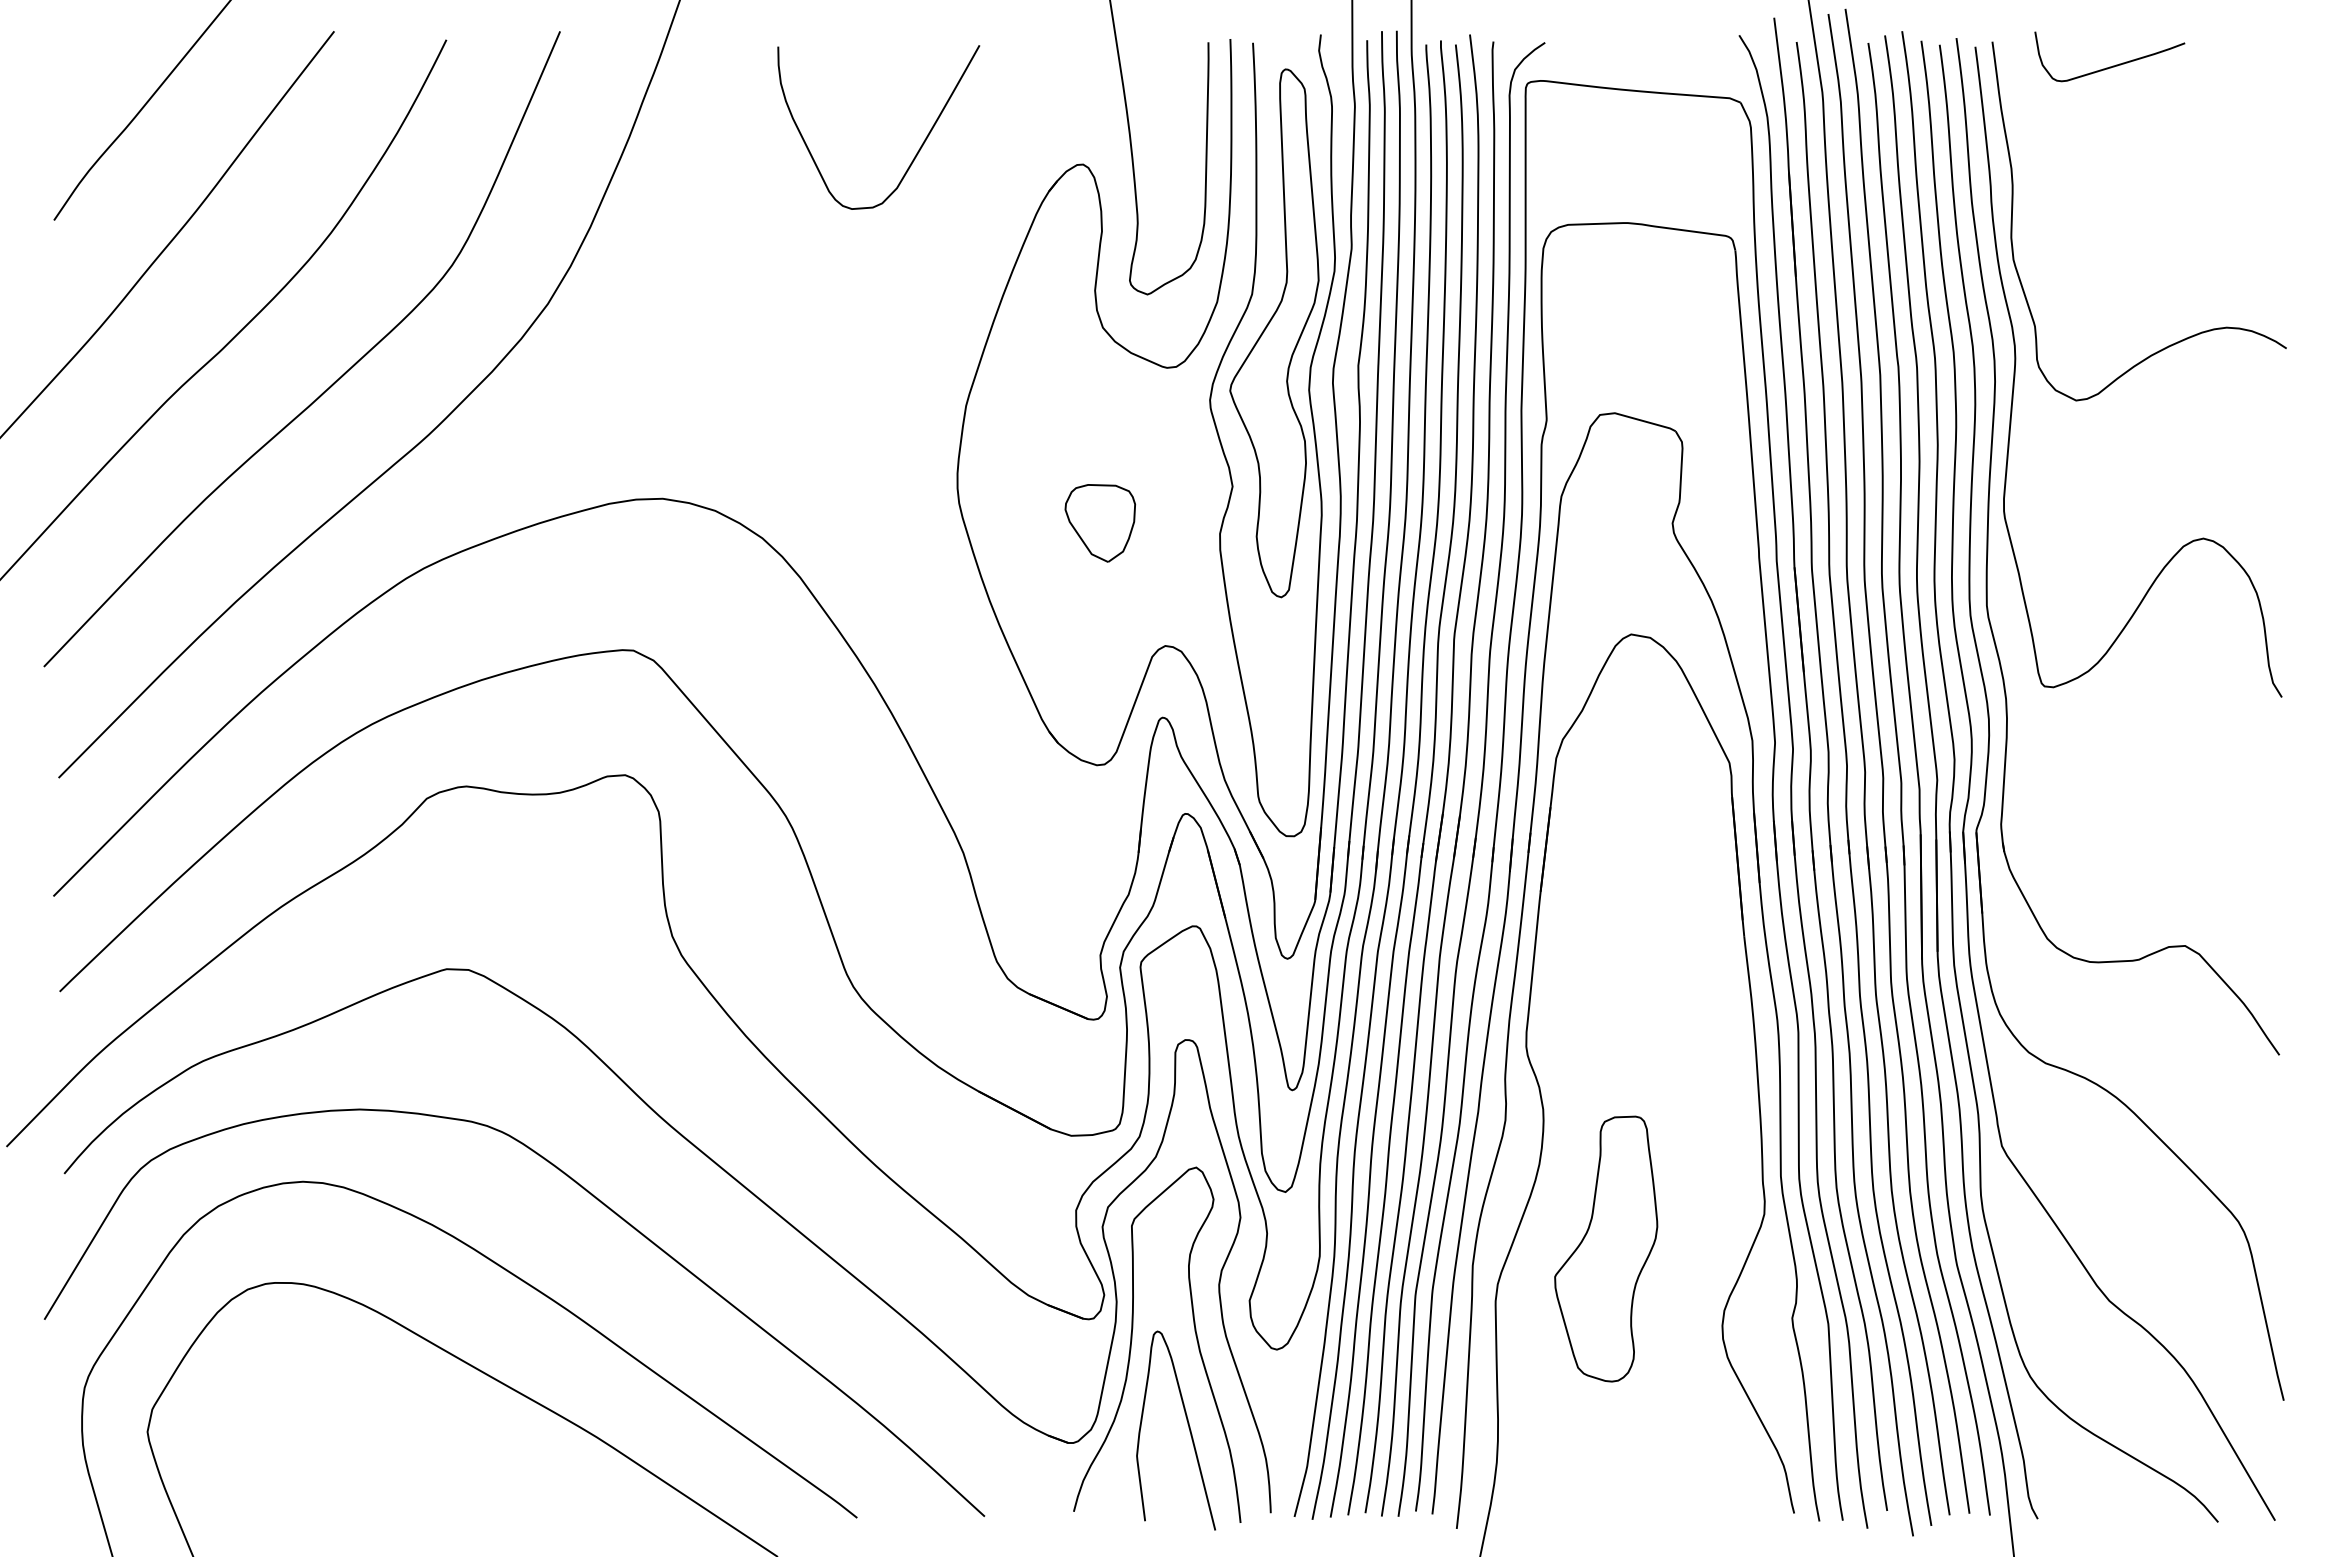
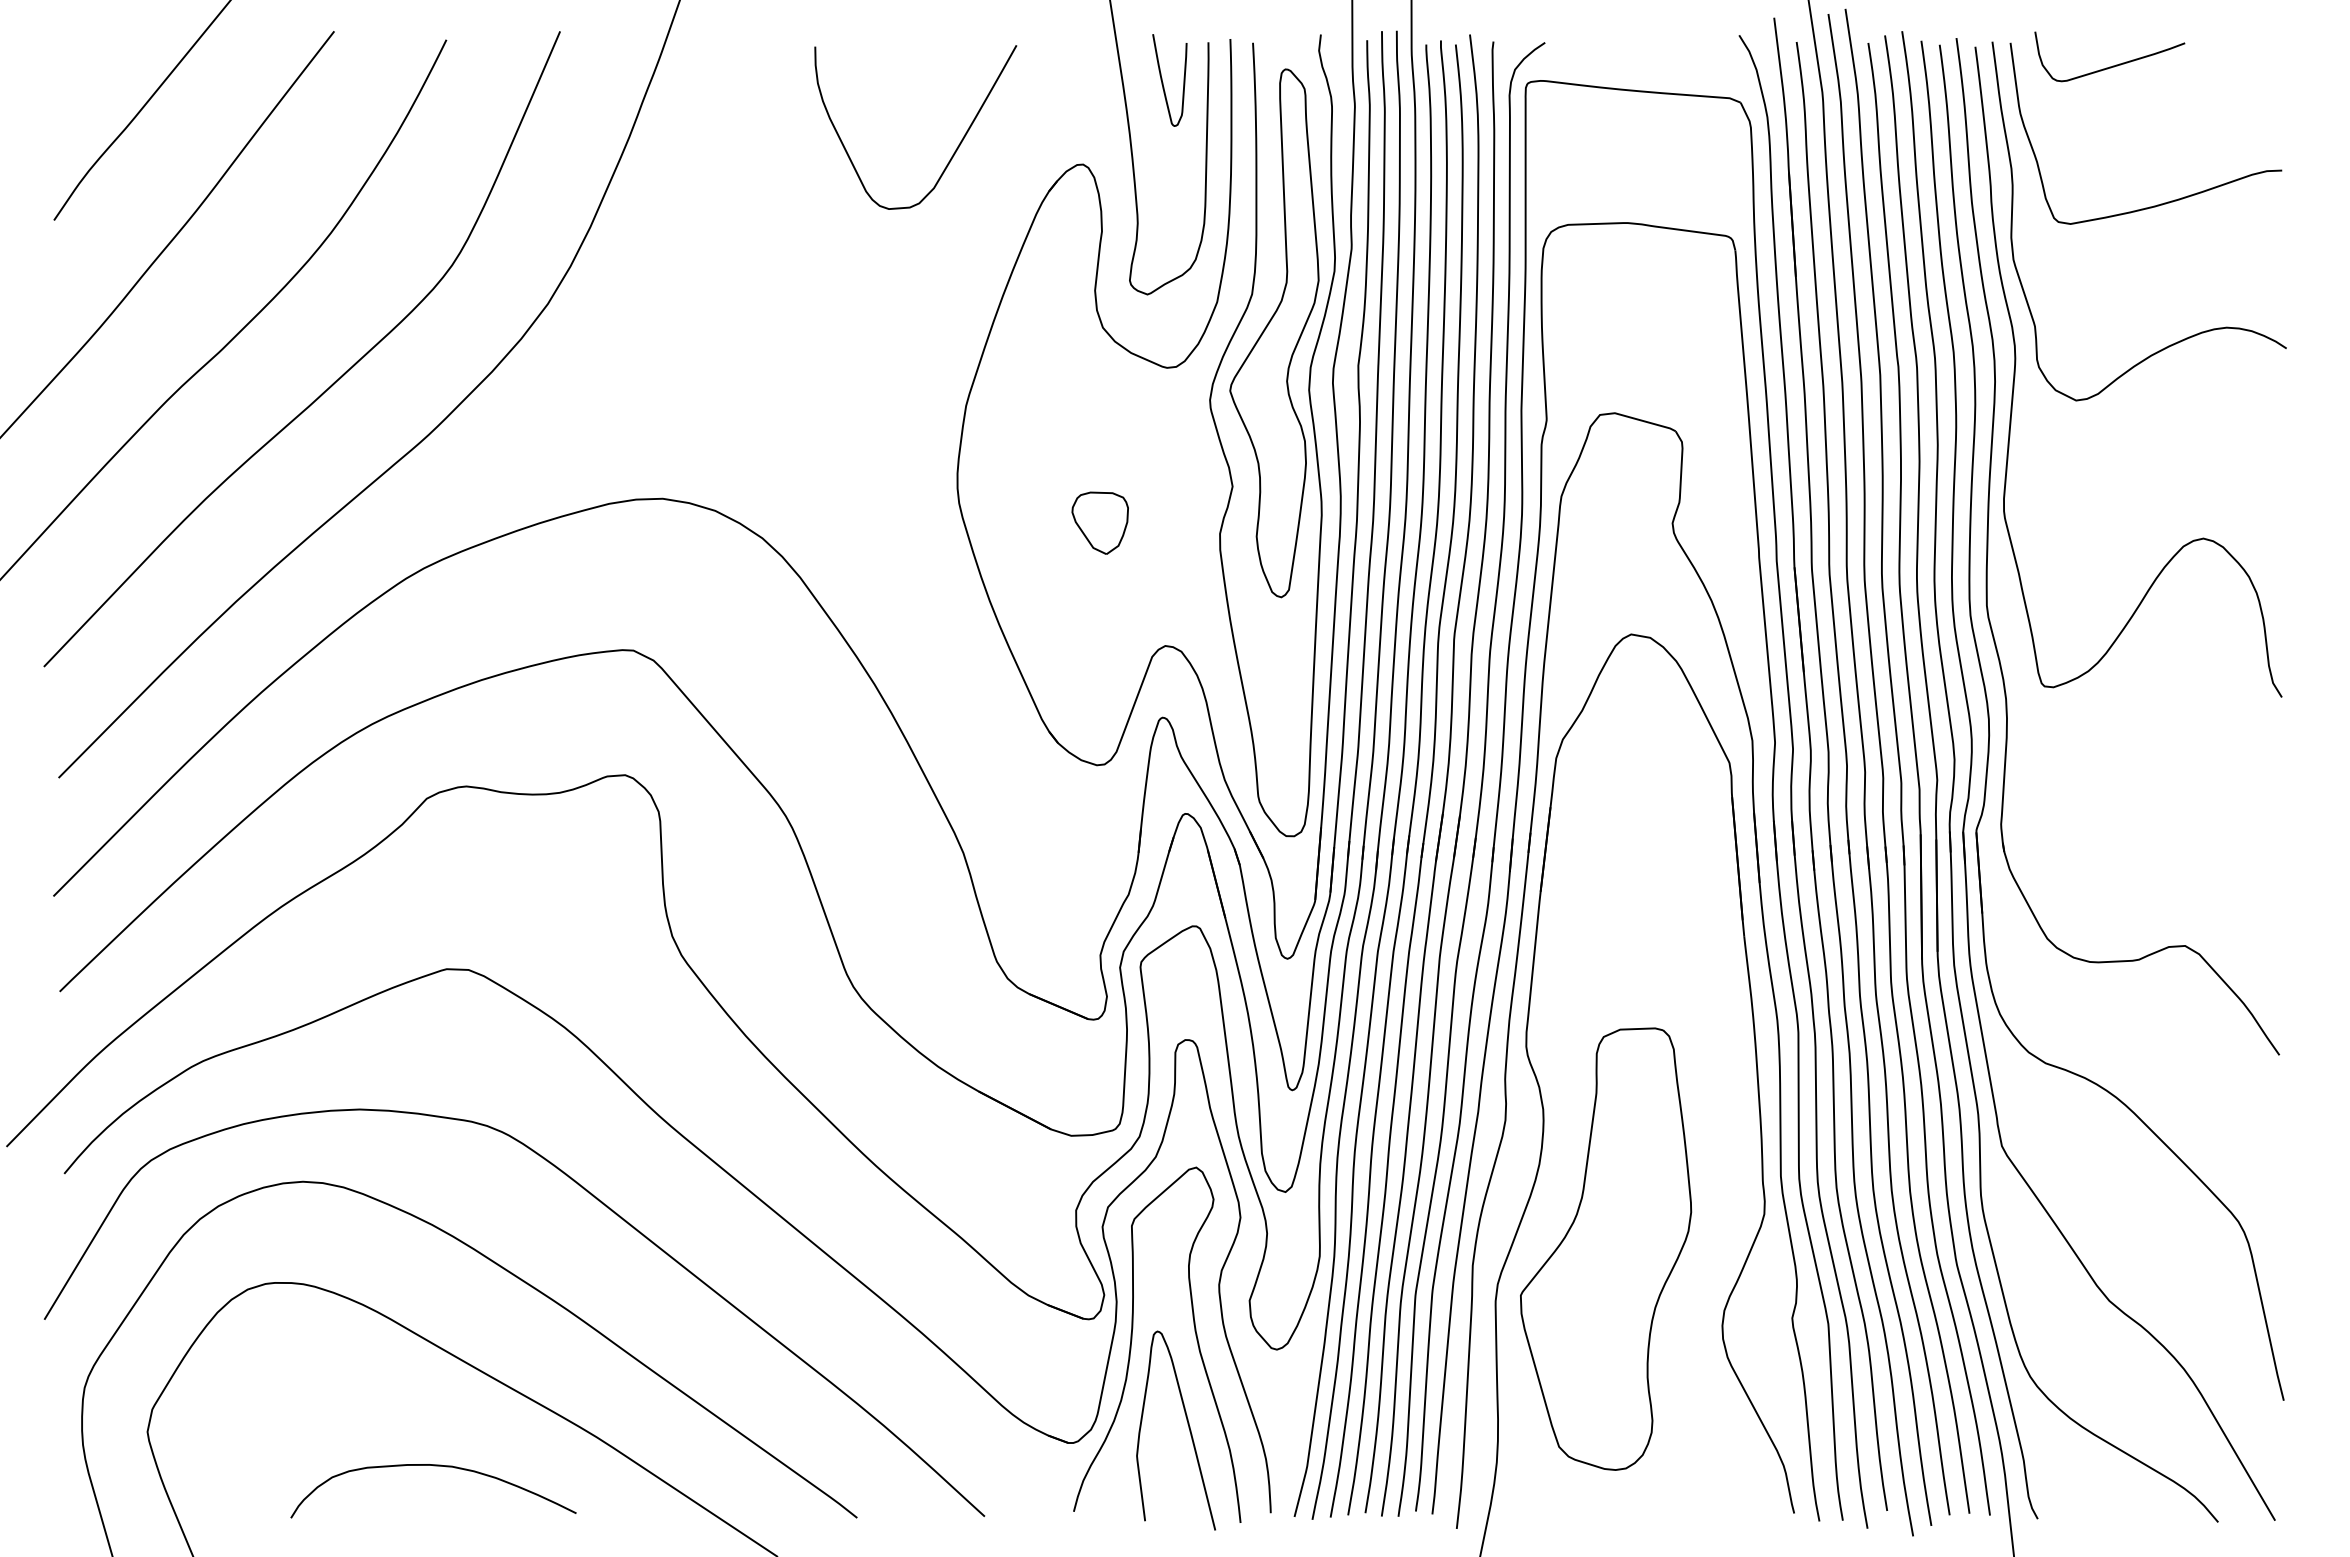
curve: none -> present (1163, 82)
curve position: (918, 149) -> (955, 149) (955, 149)
curve: none -> present (2167, 201)
part size: 72x79 px -> 58x64 px (1099, 522)
part size: 105x268 px -> 173x444 px (1606, 1248)
curve: none -> present (433, 1466)
